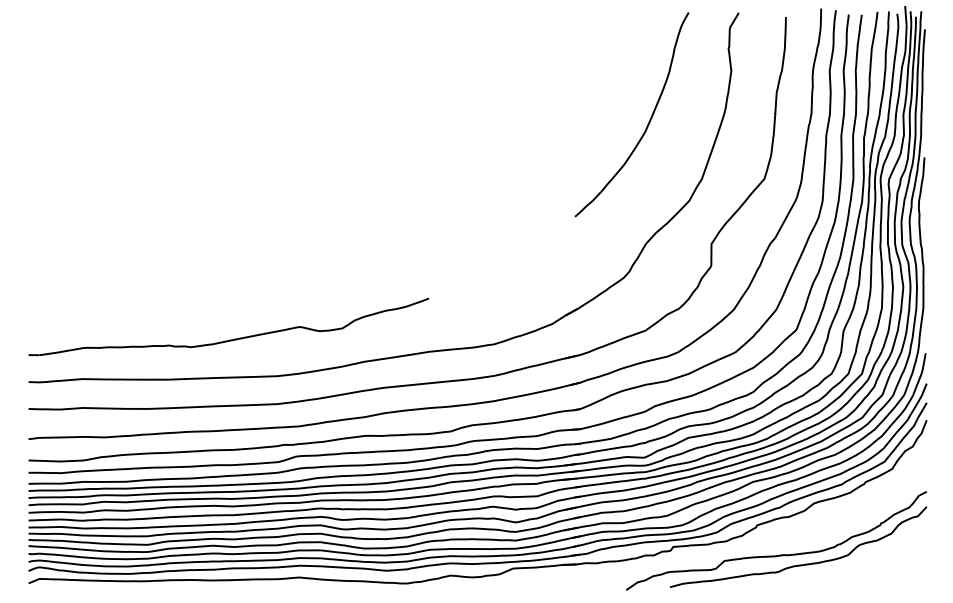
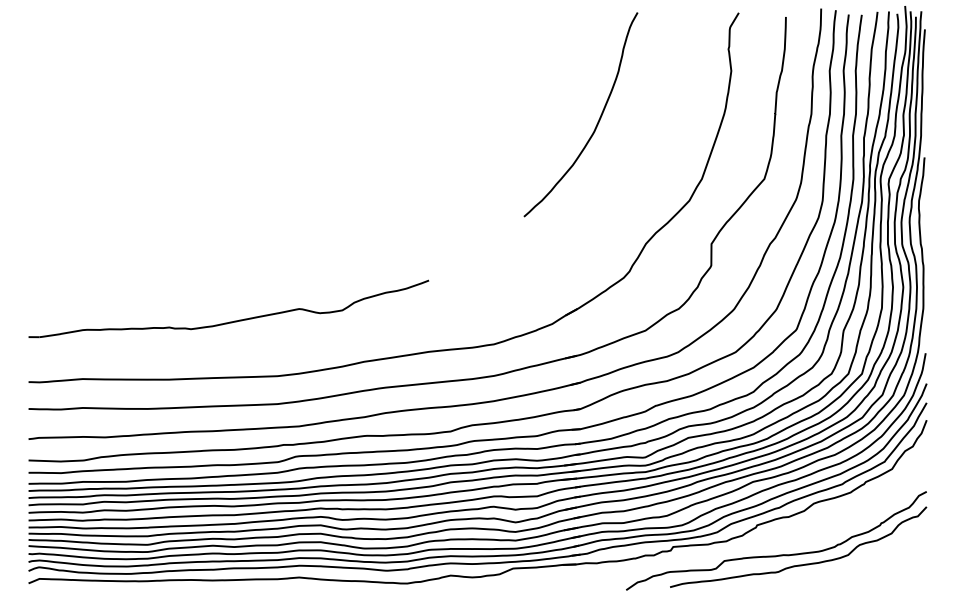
curve position: (648, 121) -> (597, 121) (597, 121)
part position: (229, 339) -> (229, 321) (229, 321)
